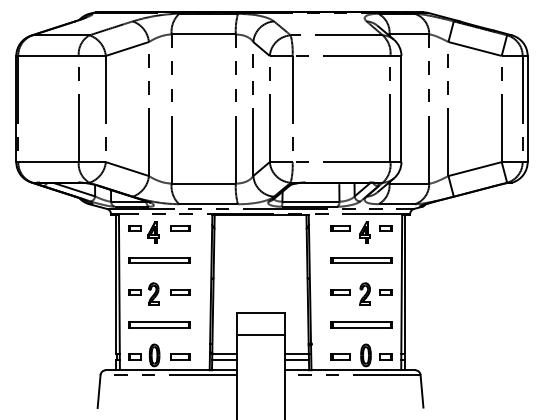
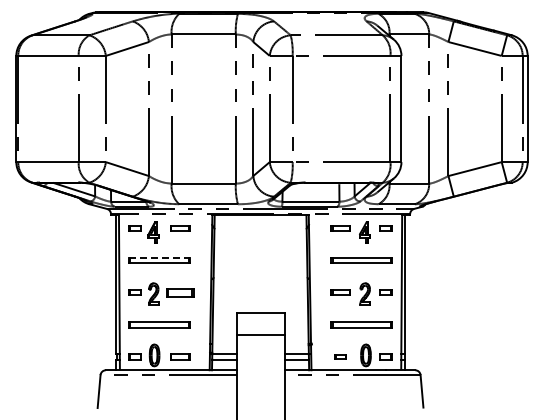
line: solid -> dashed (159, 258)
part size: 21x7 px -> 29x10 px (180, 292)
part size: 21x8 px -> 13x6 px (340, 356)
